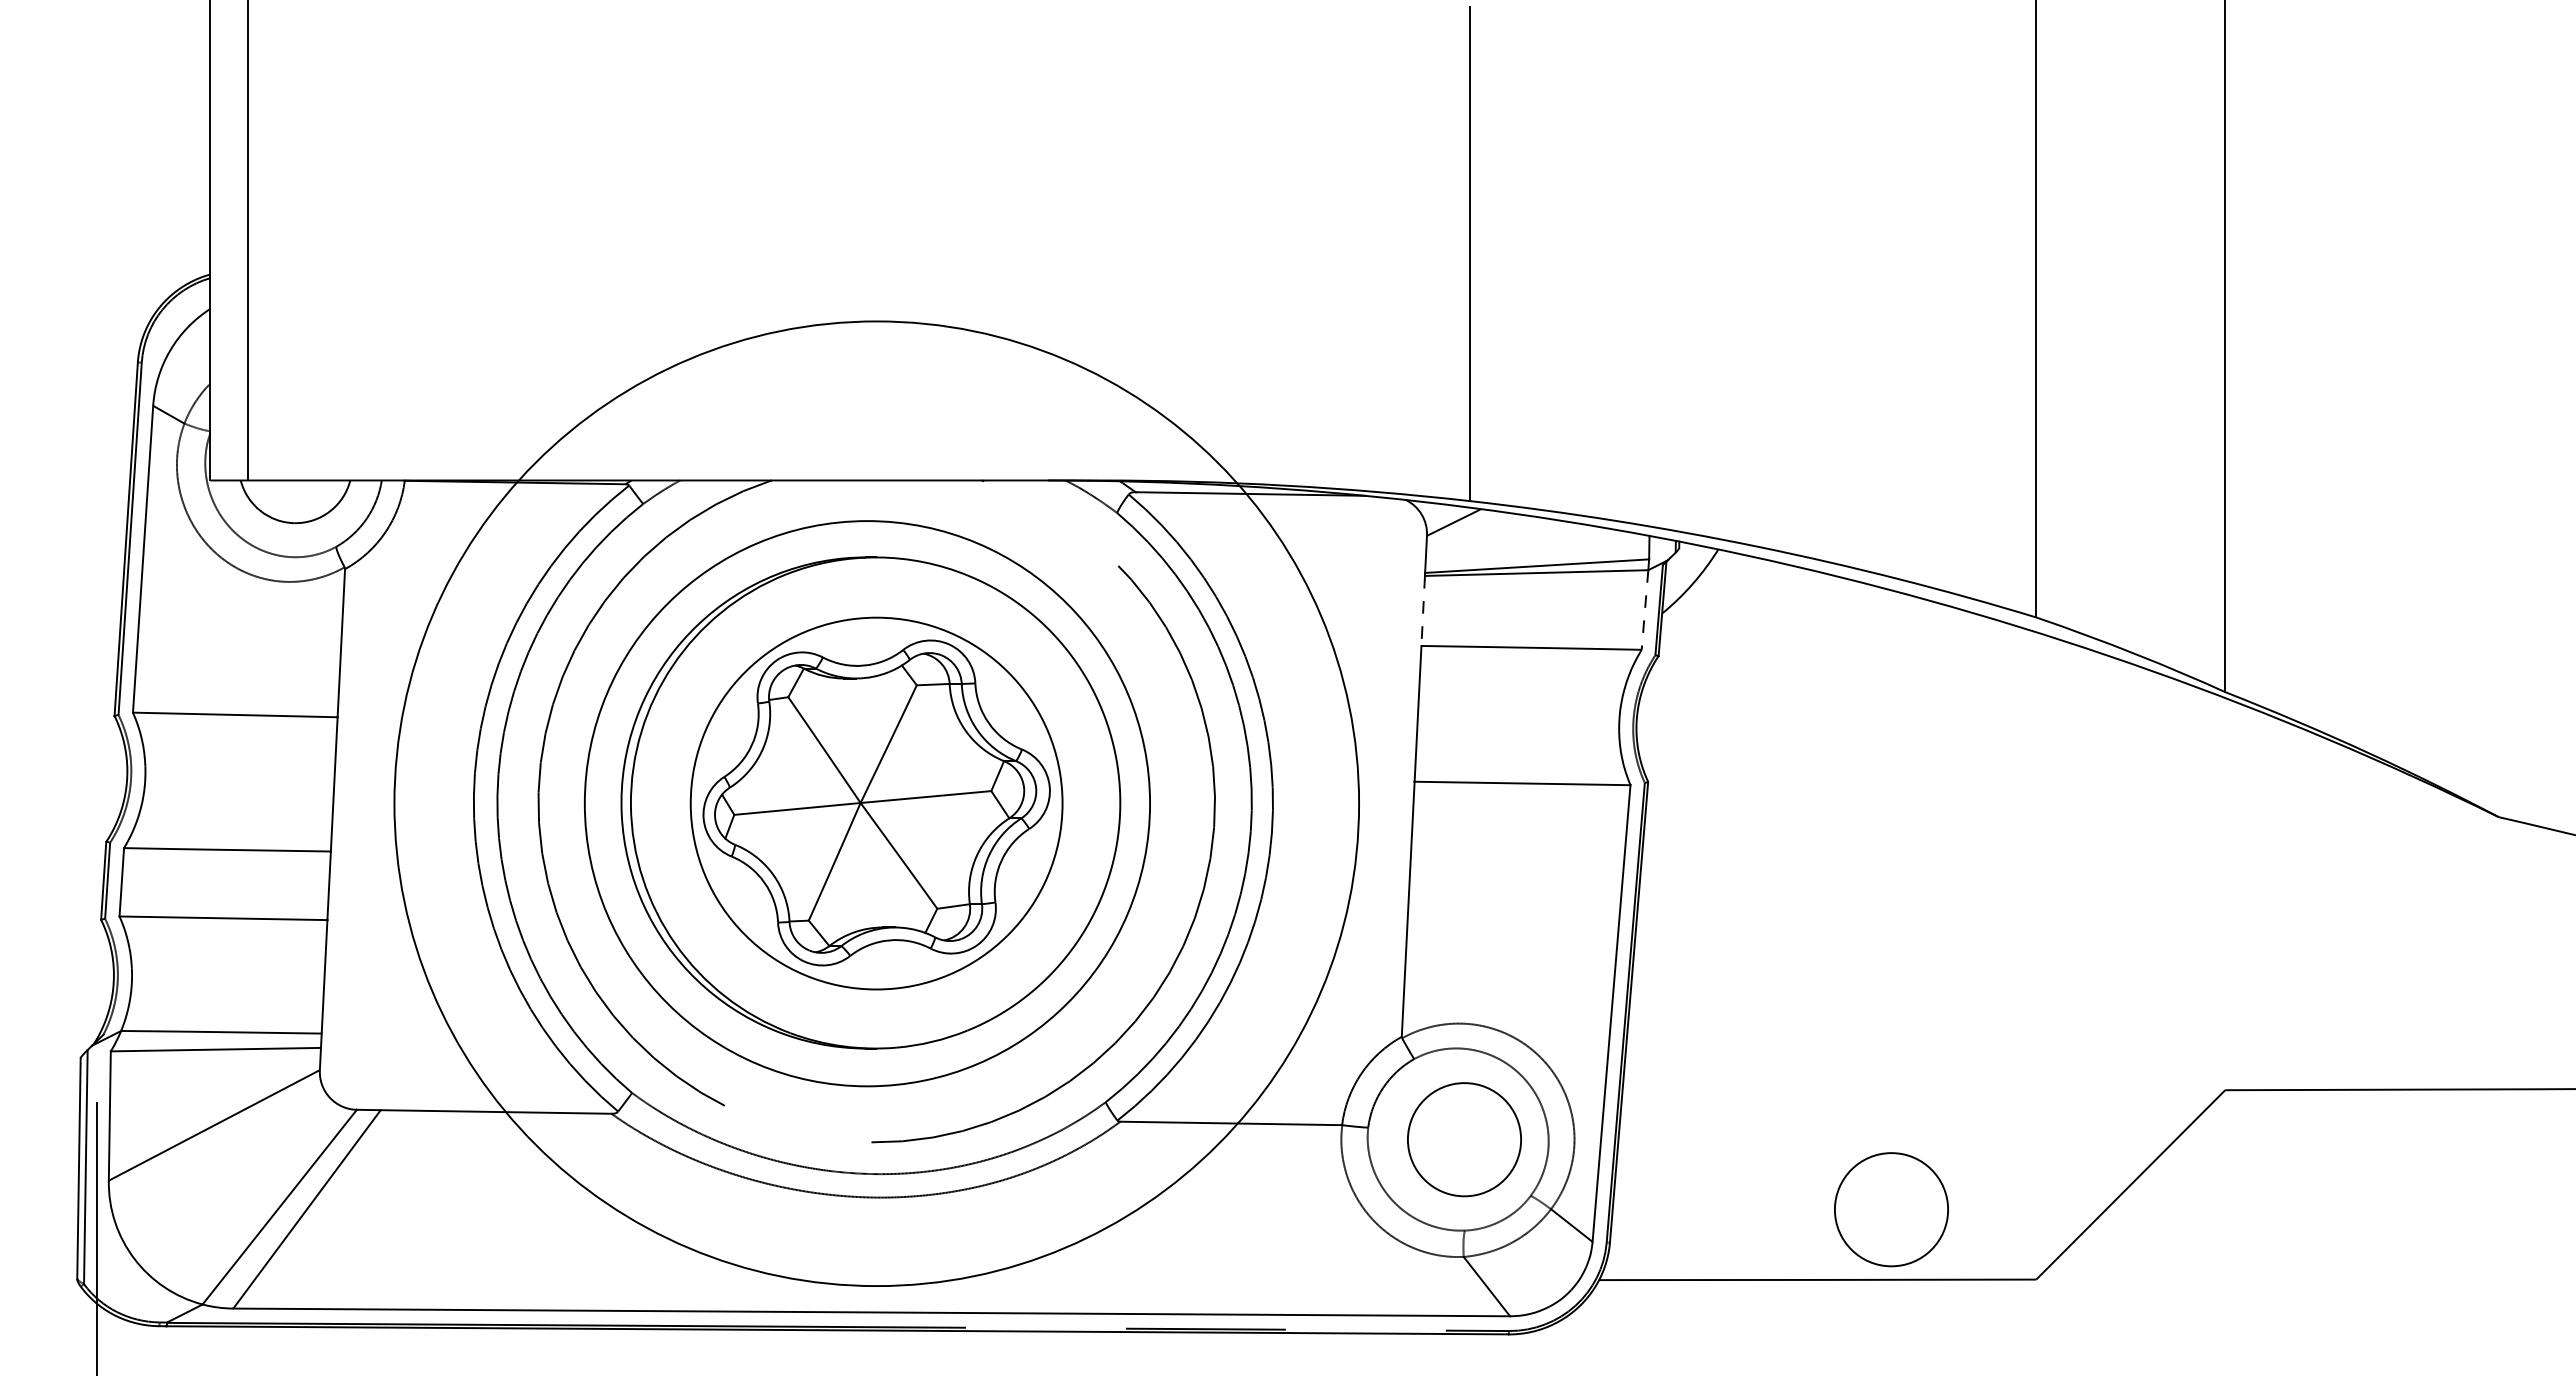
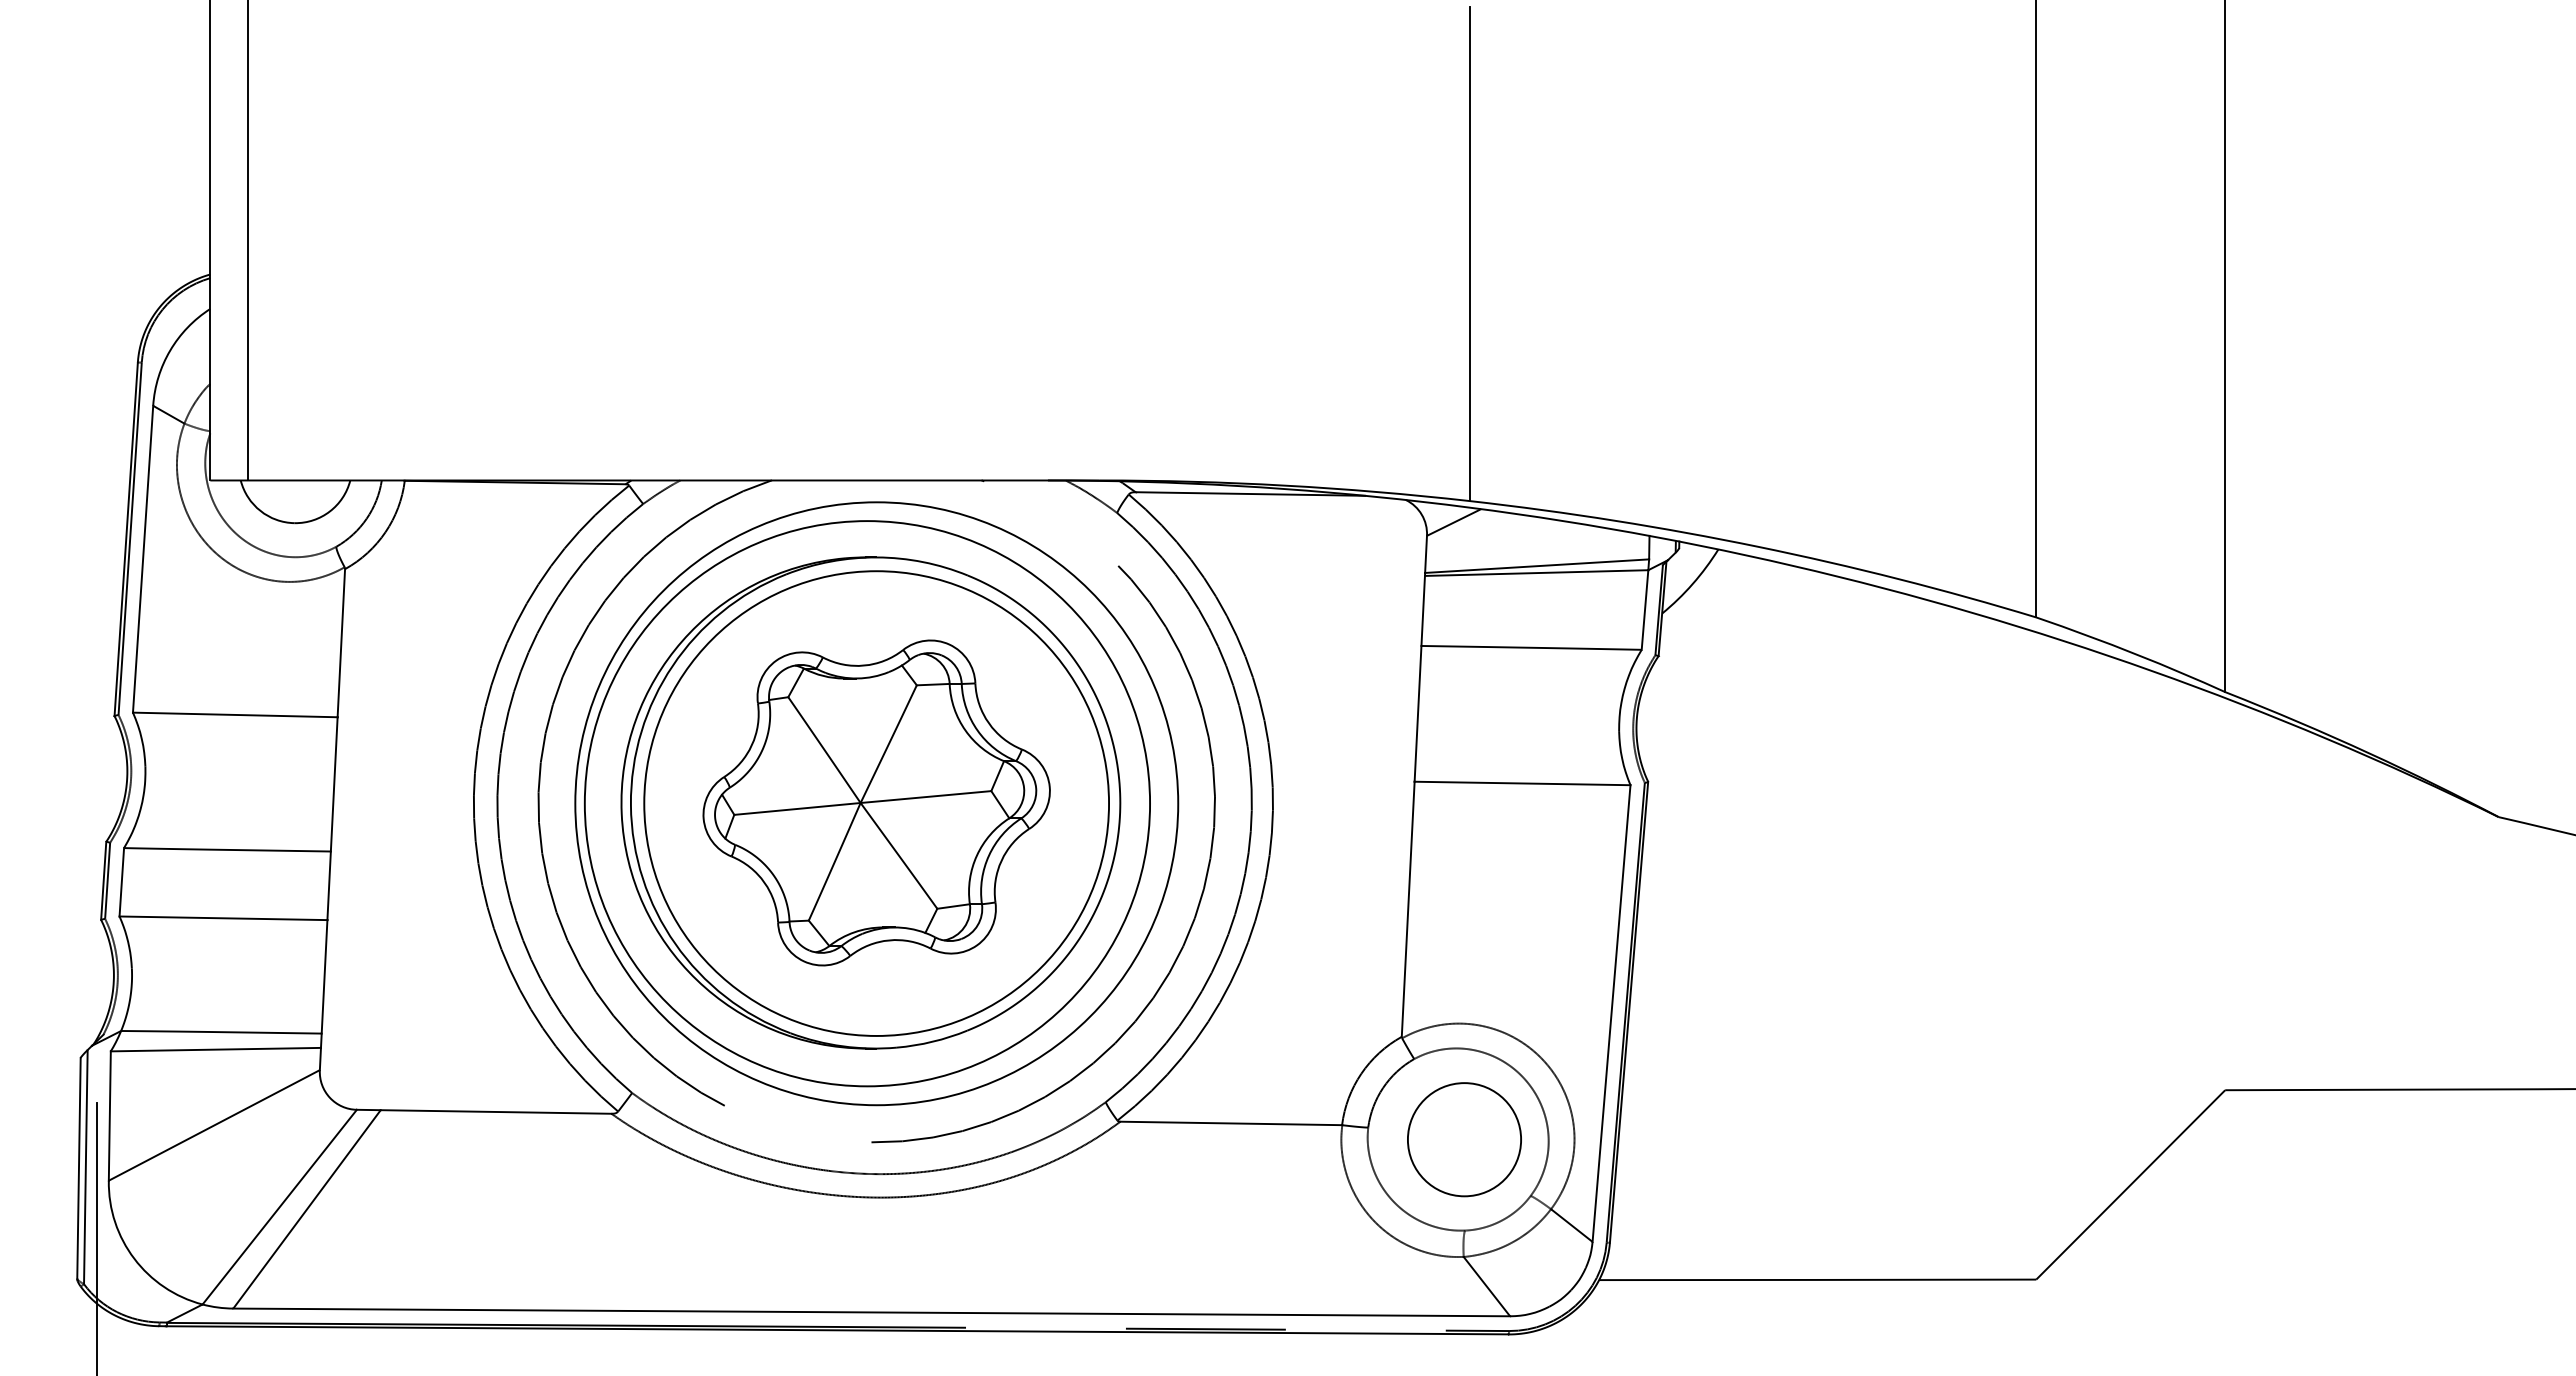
line: dashed -> solid (1645, 610)
line: dashed -> solid (1423, 611)
circle diameter: 372 px -> 465 px (876, 803)
circle diameter: 965 px -> 603 px (876, 803)
circle: present -> none (1891, 1209)
